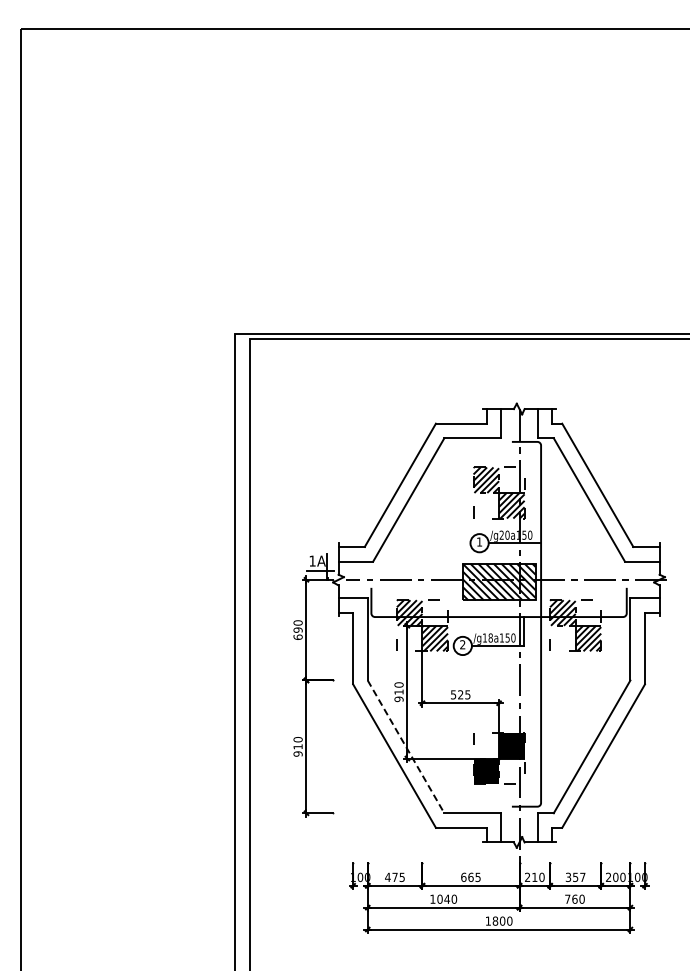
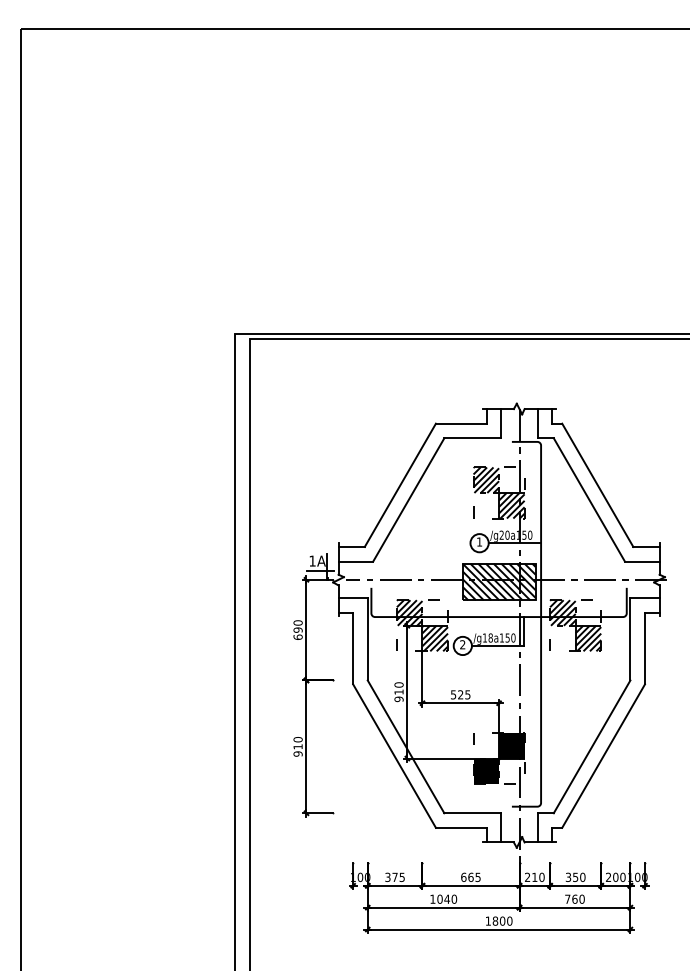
line: dashed -> solid (406, 746)
text: 357 -> 350 (582, 876)
text: 475 -> 375 (387, 877)
